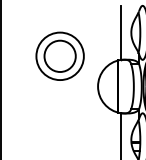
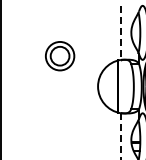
line: solid -> dashed (120, 33)
part size: 50x50 px -> 31x31 px (60, 56)
line: solid -> dashed (120, 136)
